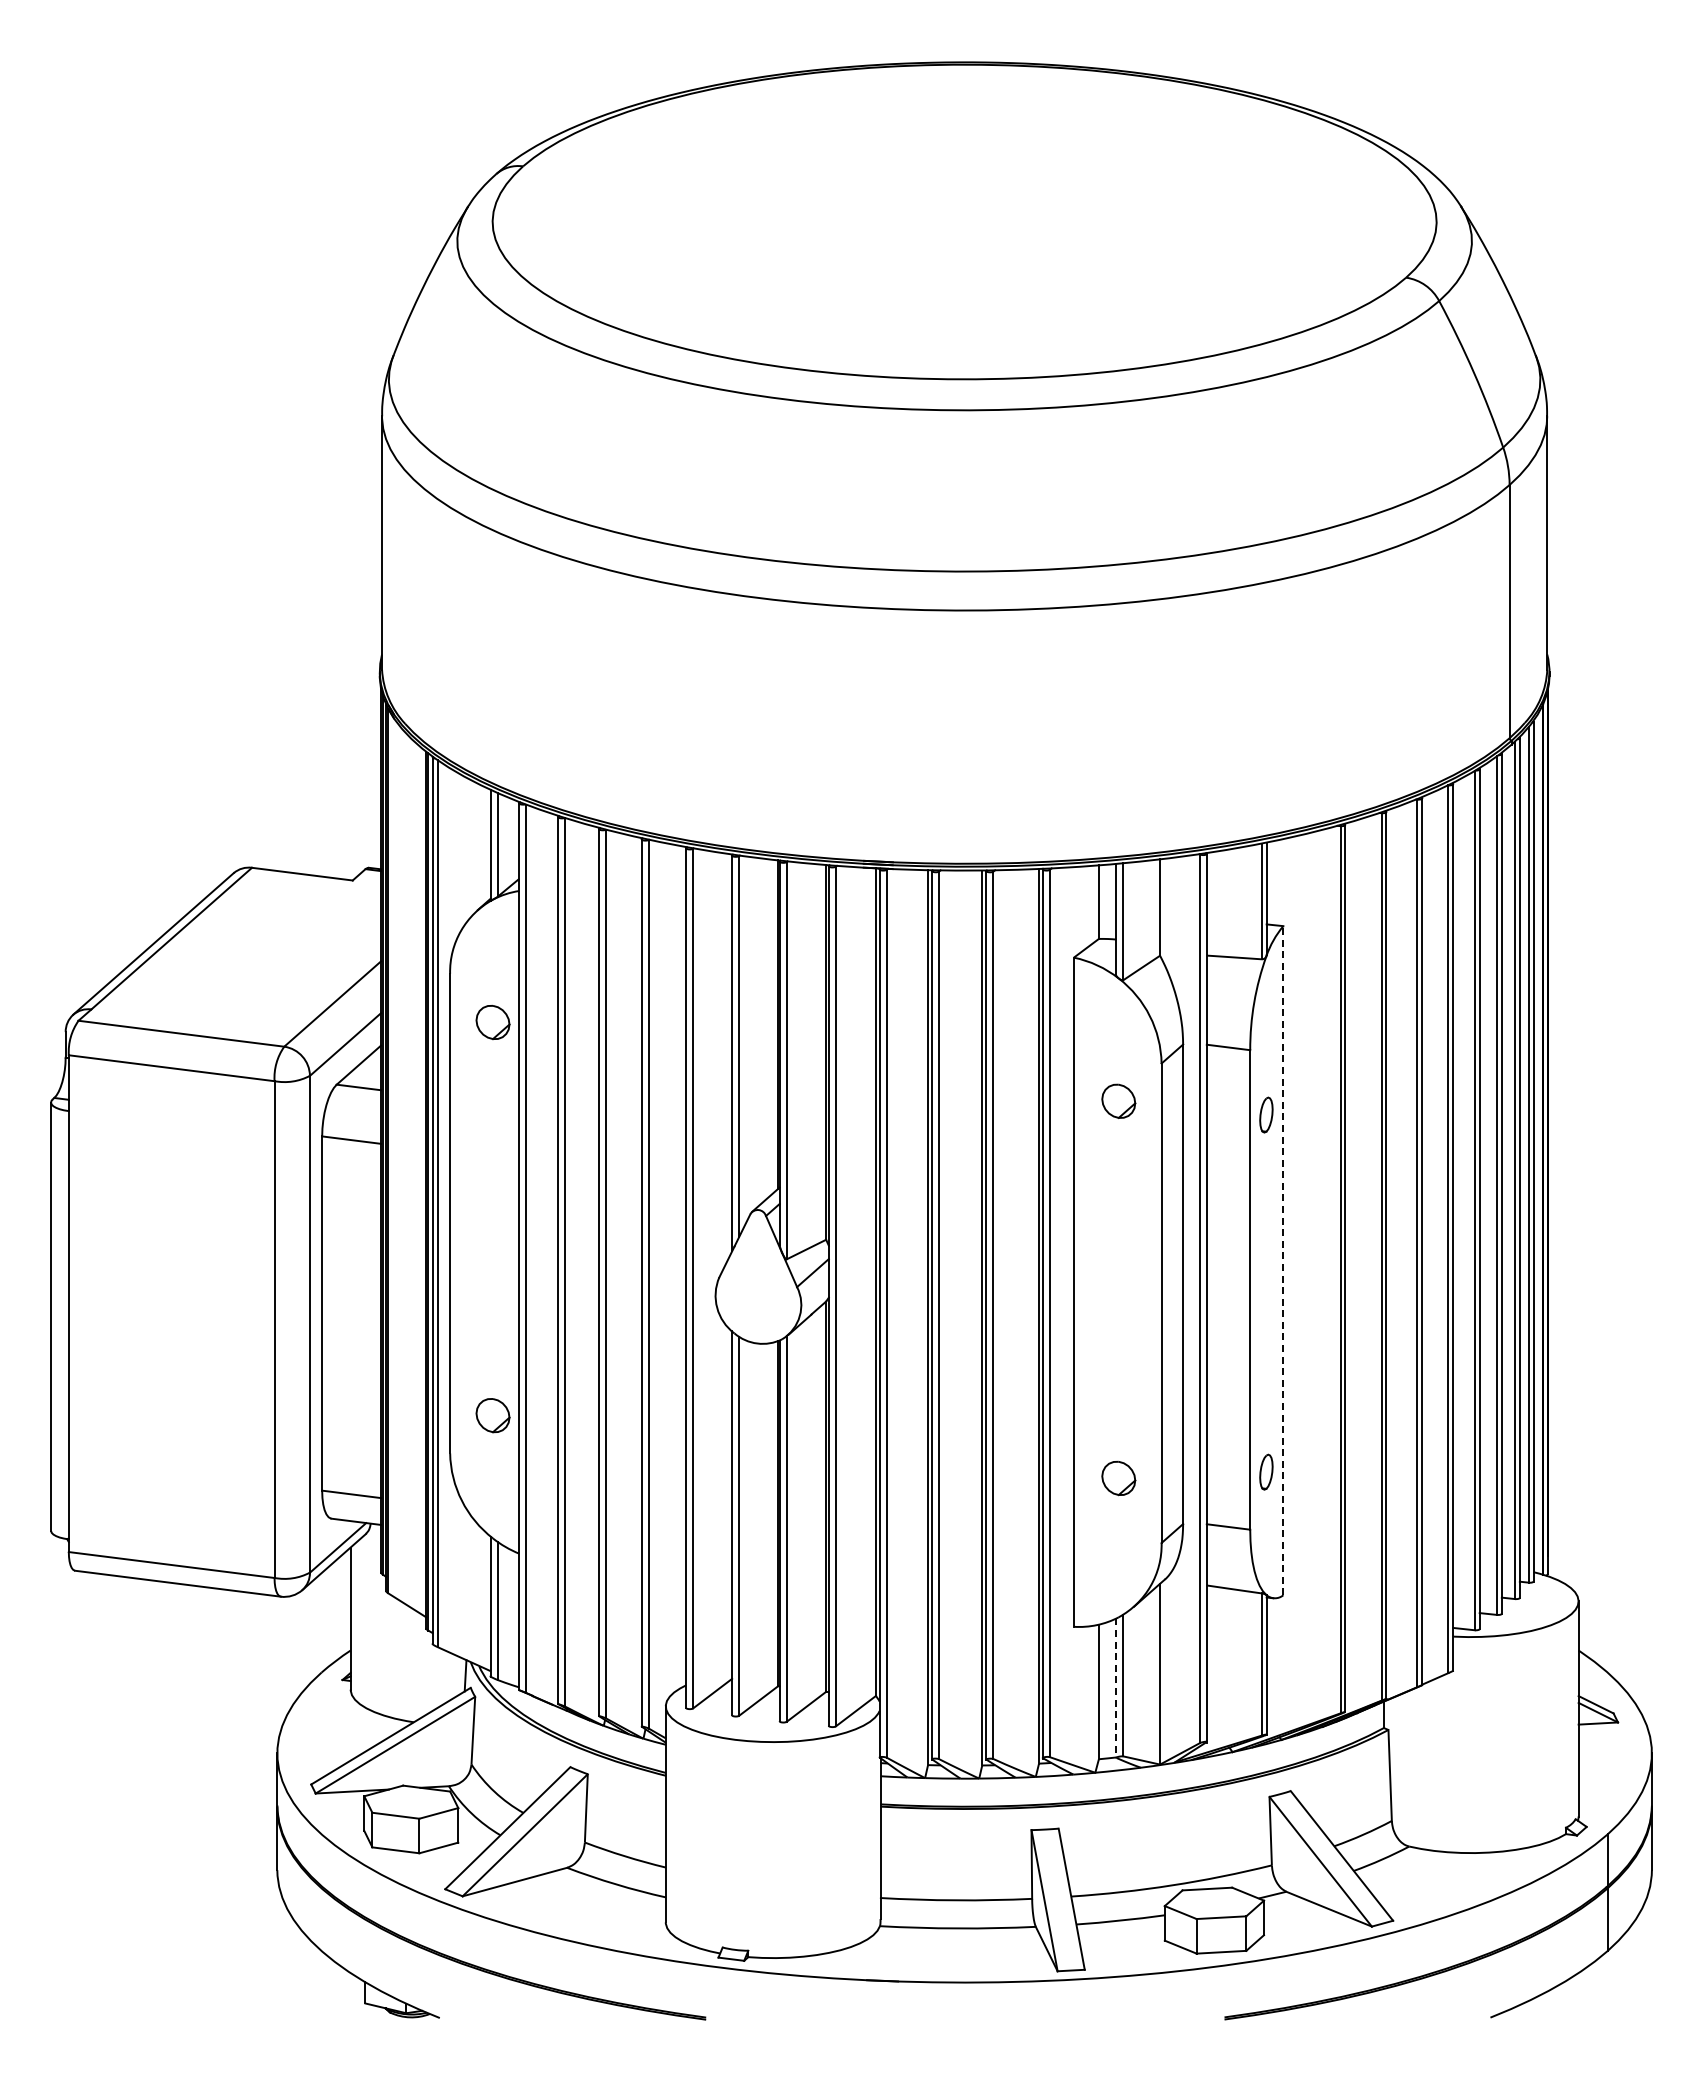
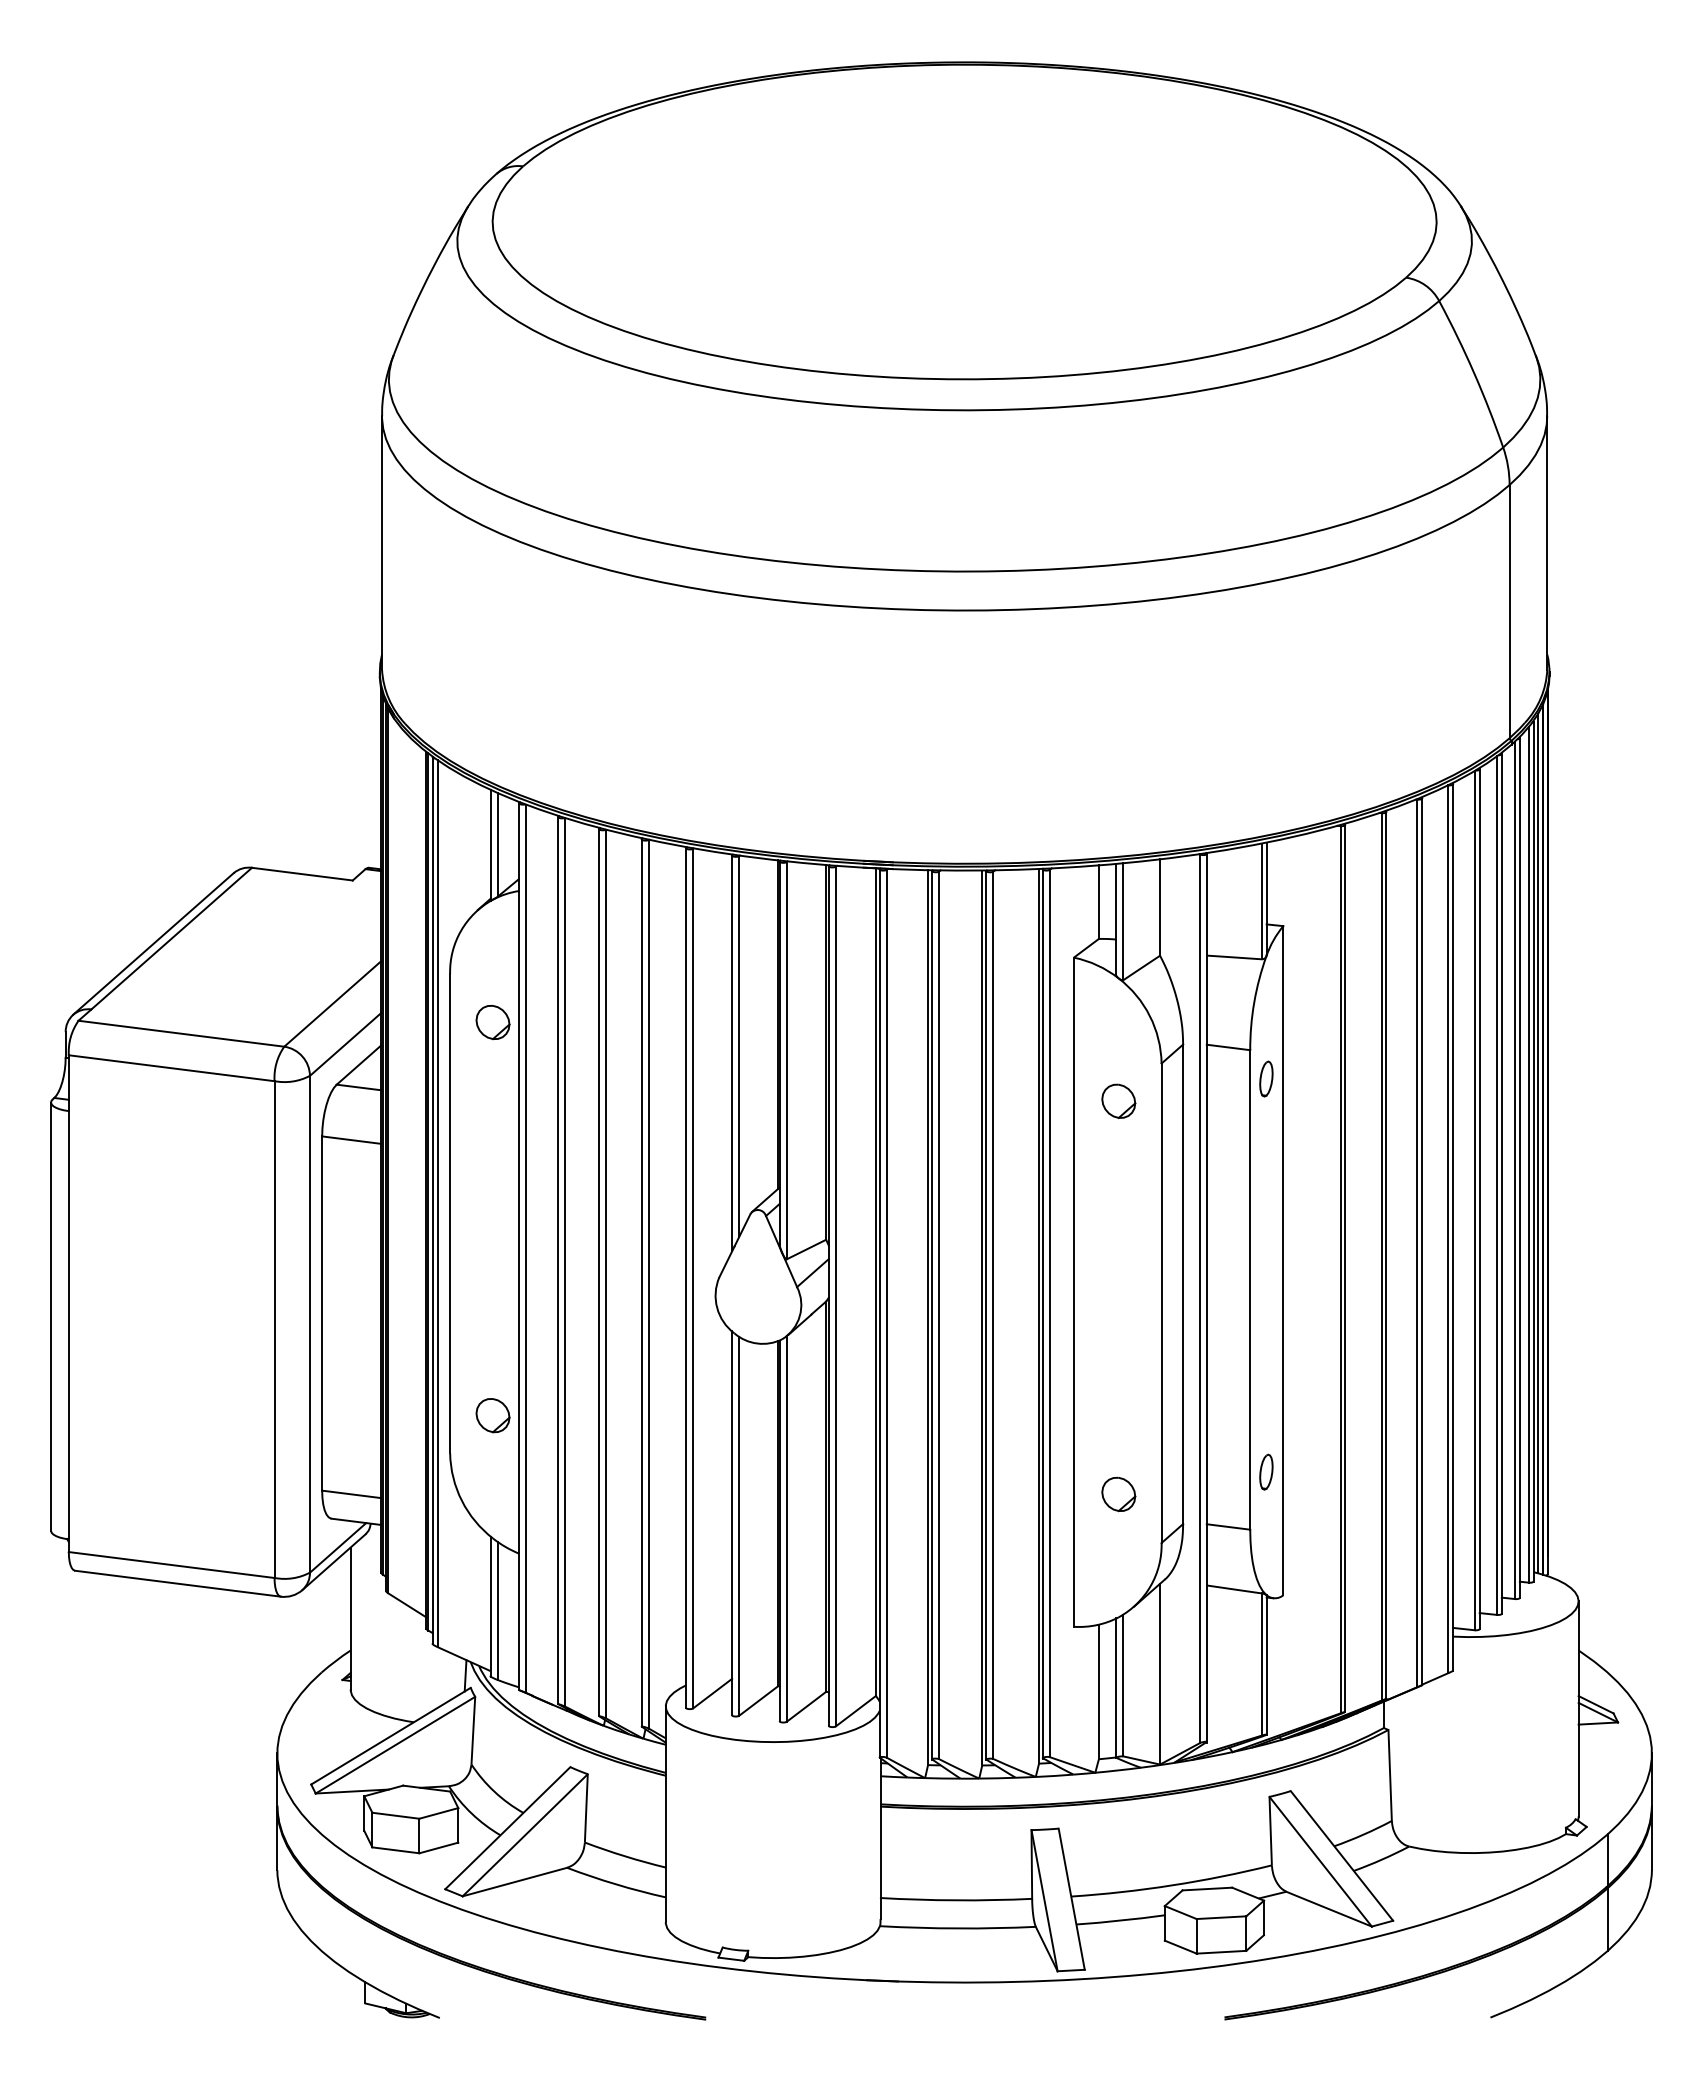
part position: (1266, 1114) -> (1266, 1078) (1266, 1078)
line: none -> present (1538, 1143)
line: dashed -> solid (1283, 1260)
part position: (1118, 1478) -> (1118, 1494) (1118, 1494)
line: dashed -> solid (1116, 1688)
